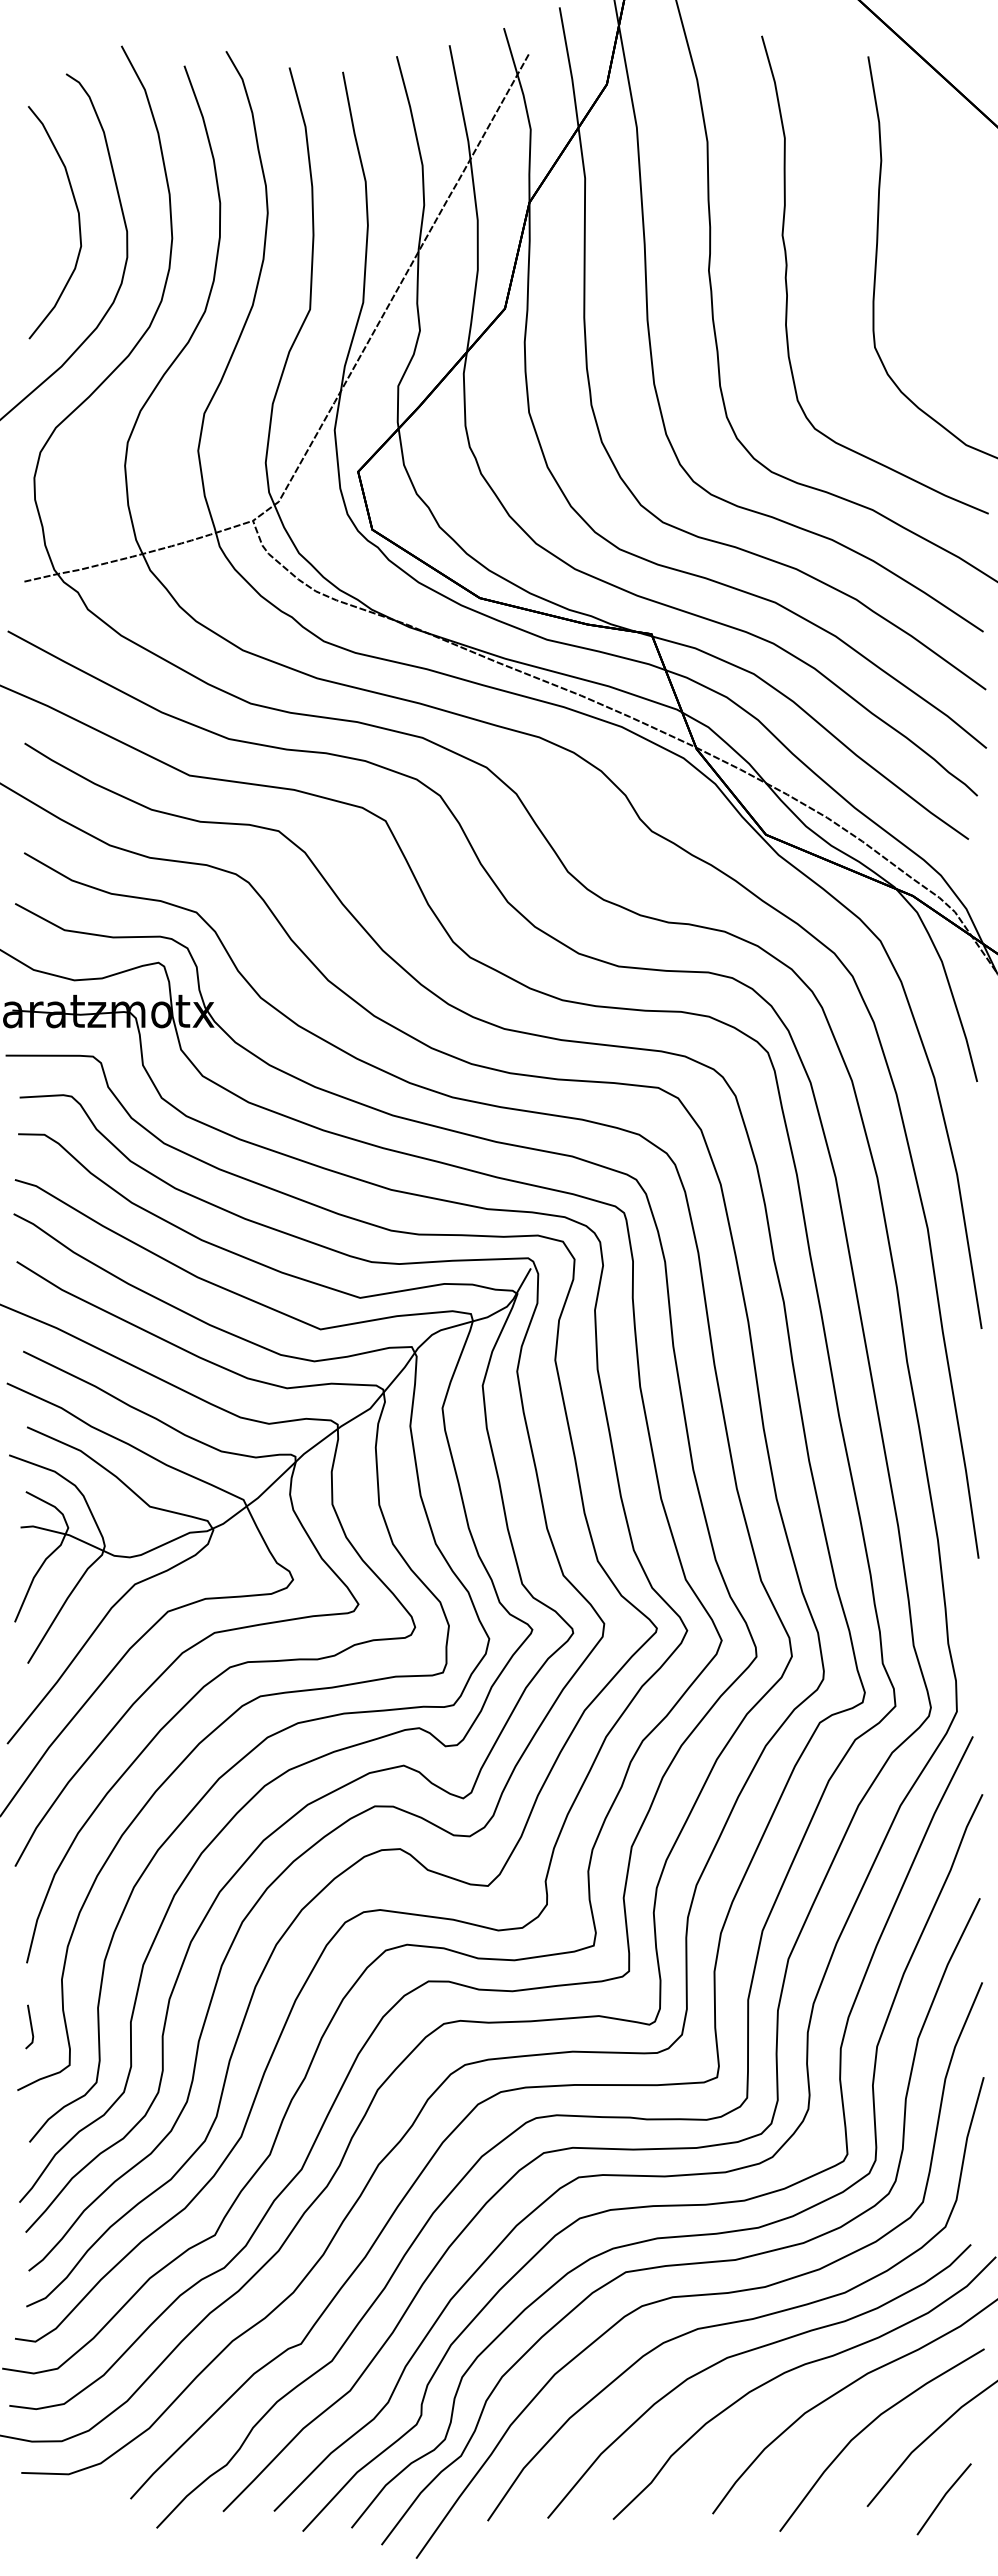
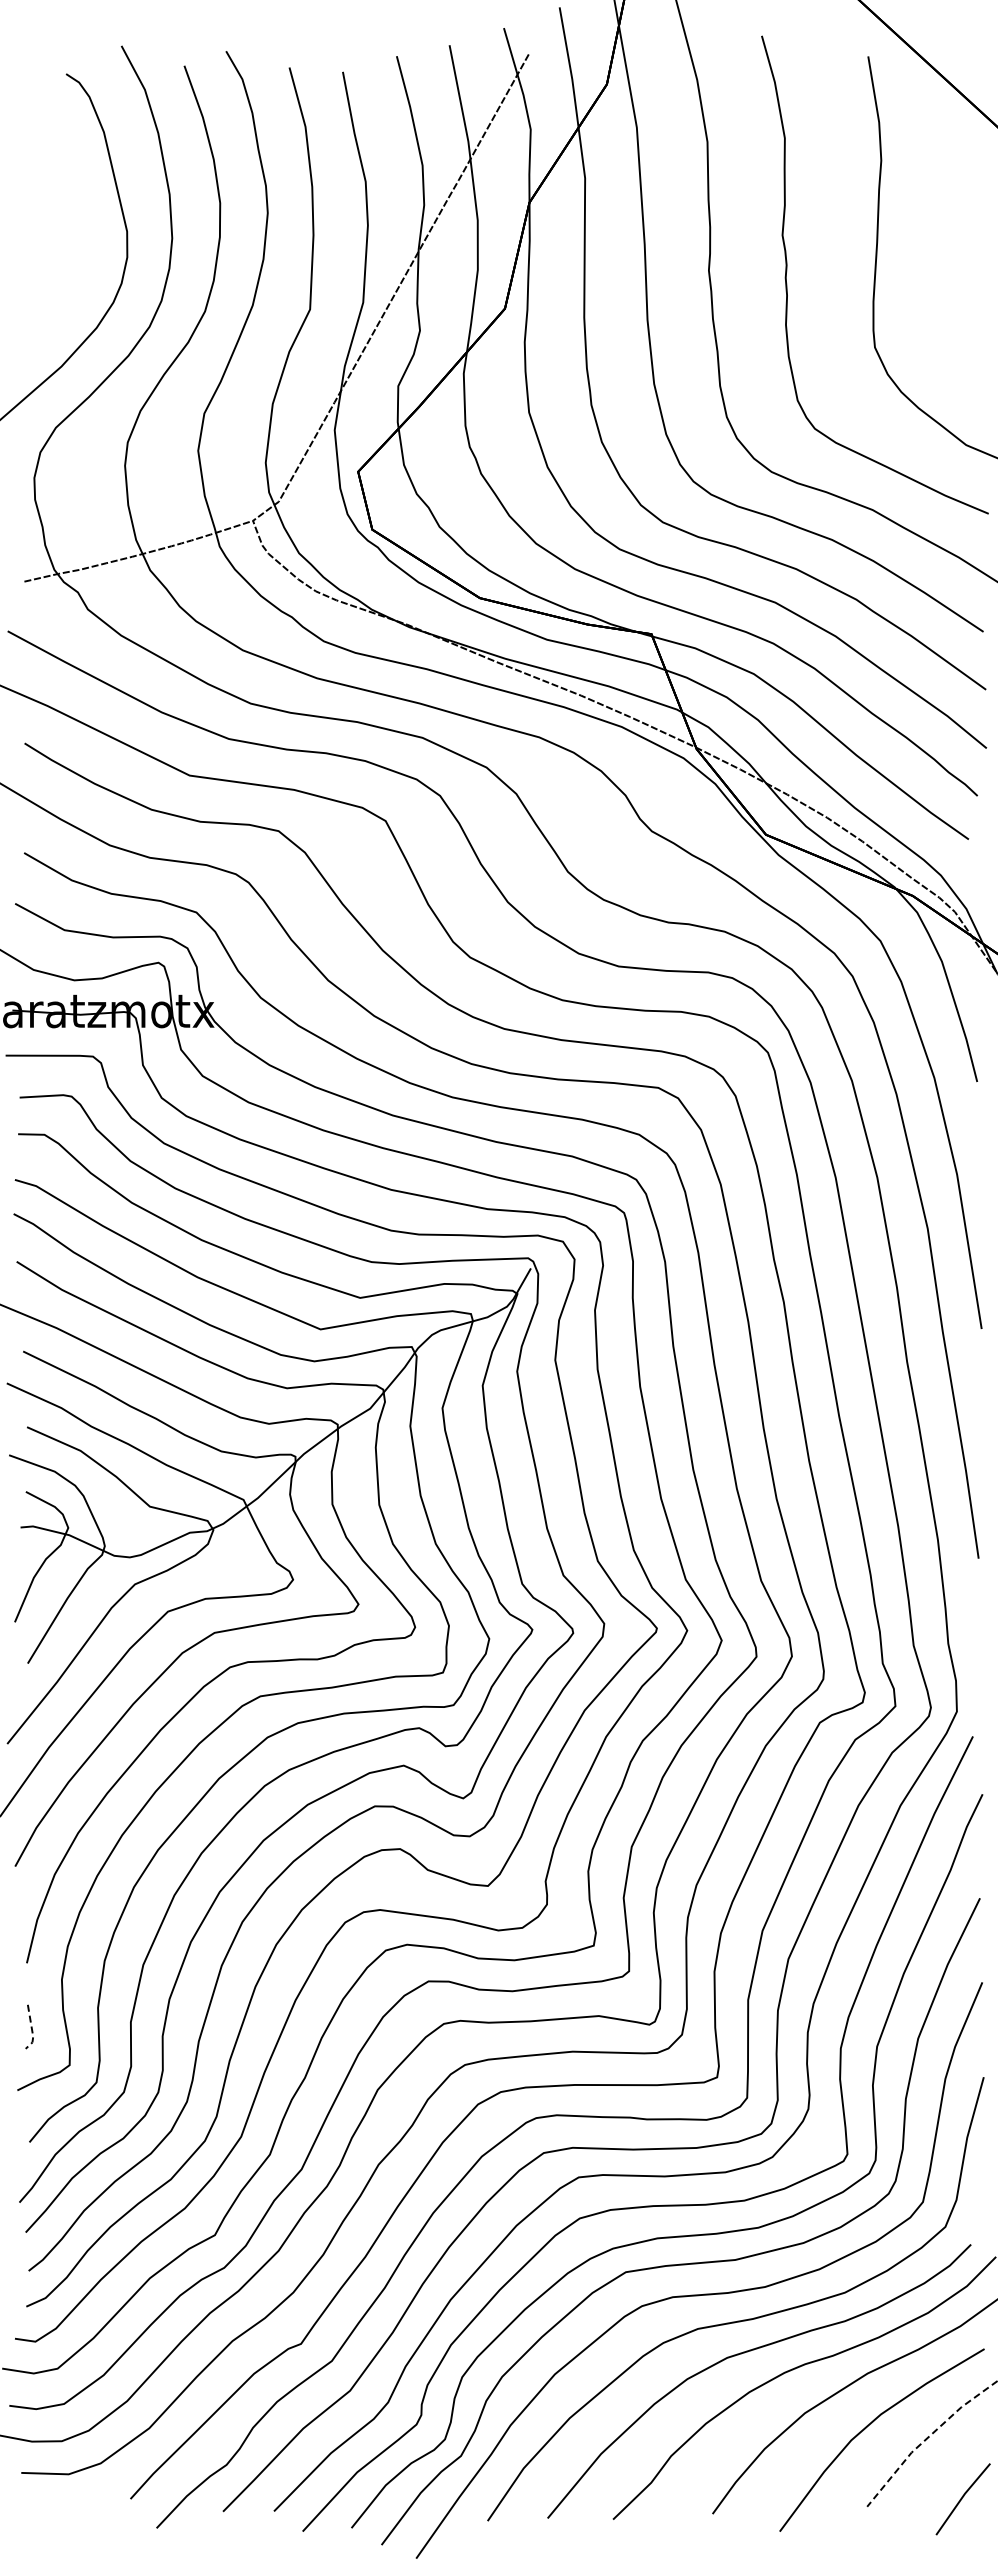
curve: present -> none (78, 222)
line: solid -> dashed (32, 2030)
line: solid -> dashed (927, 2438)
line position: (943, 2499) -> (962, 2499) (962, 2499)
